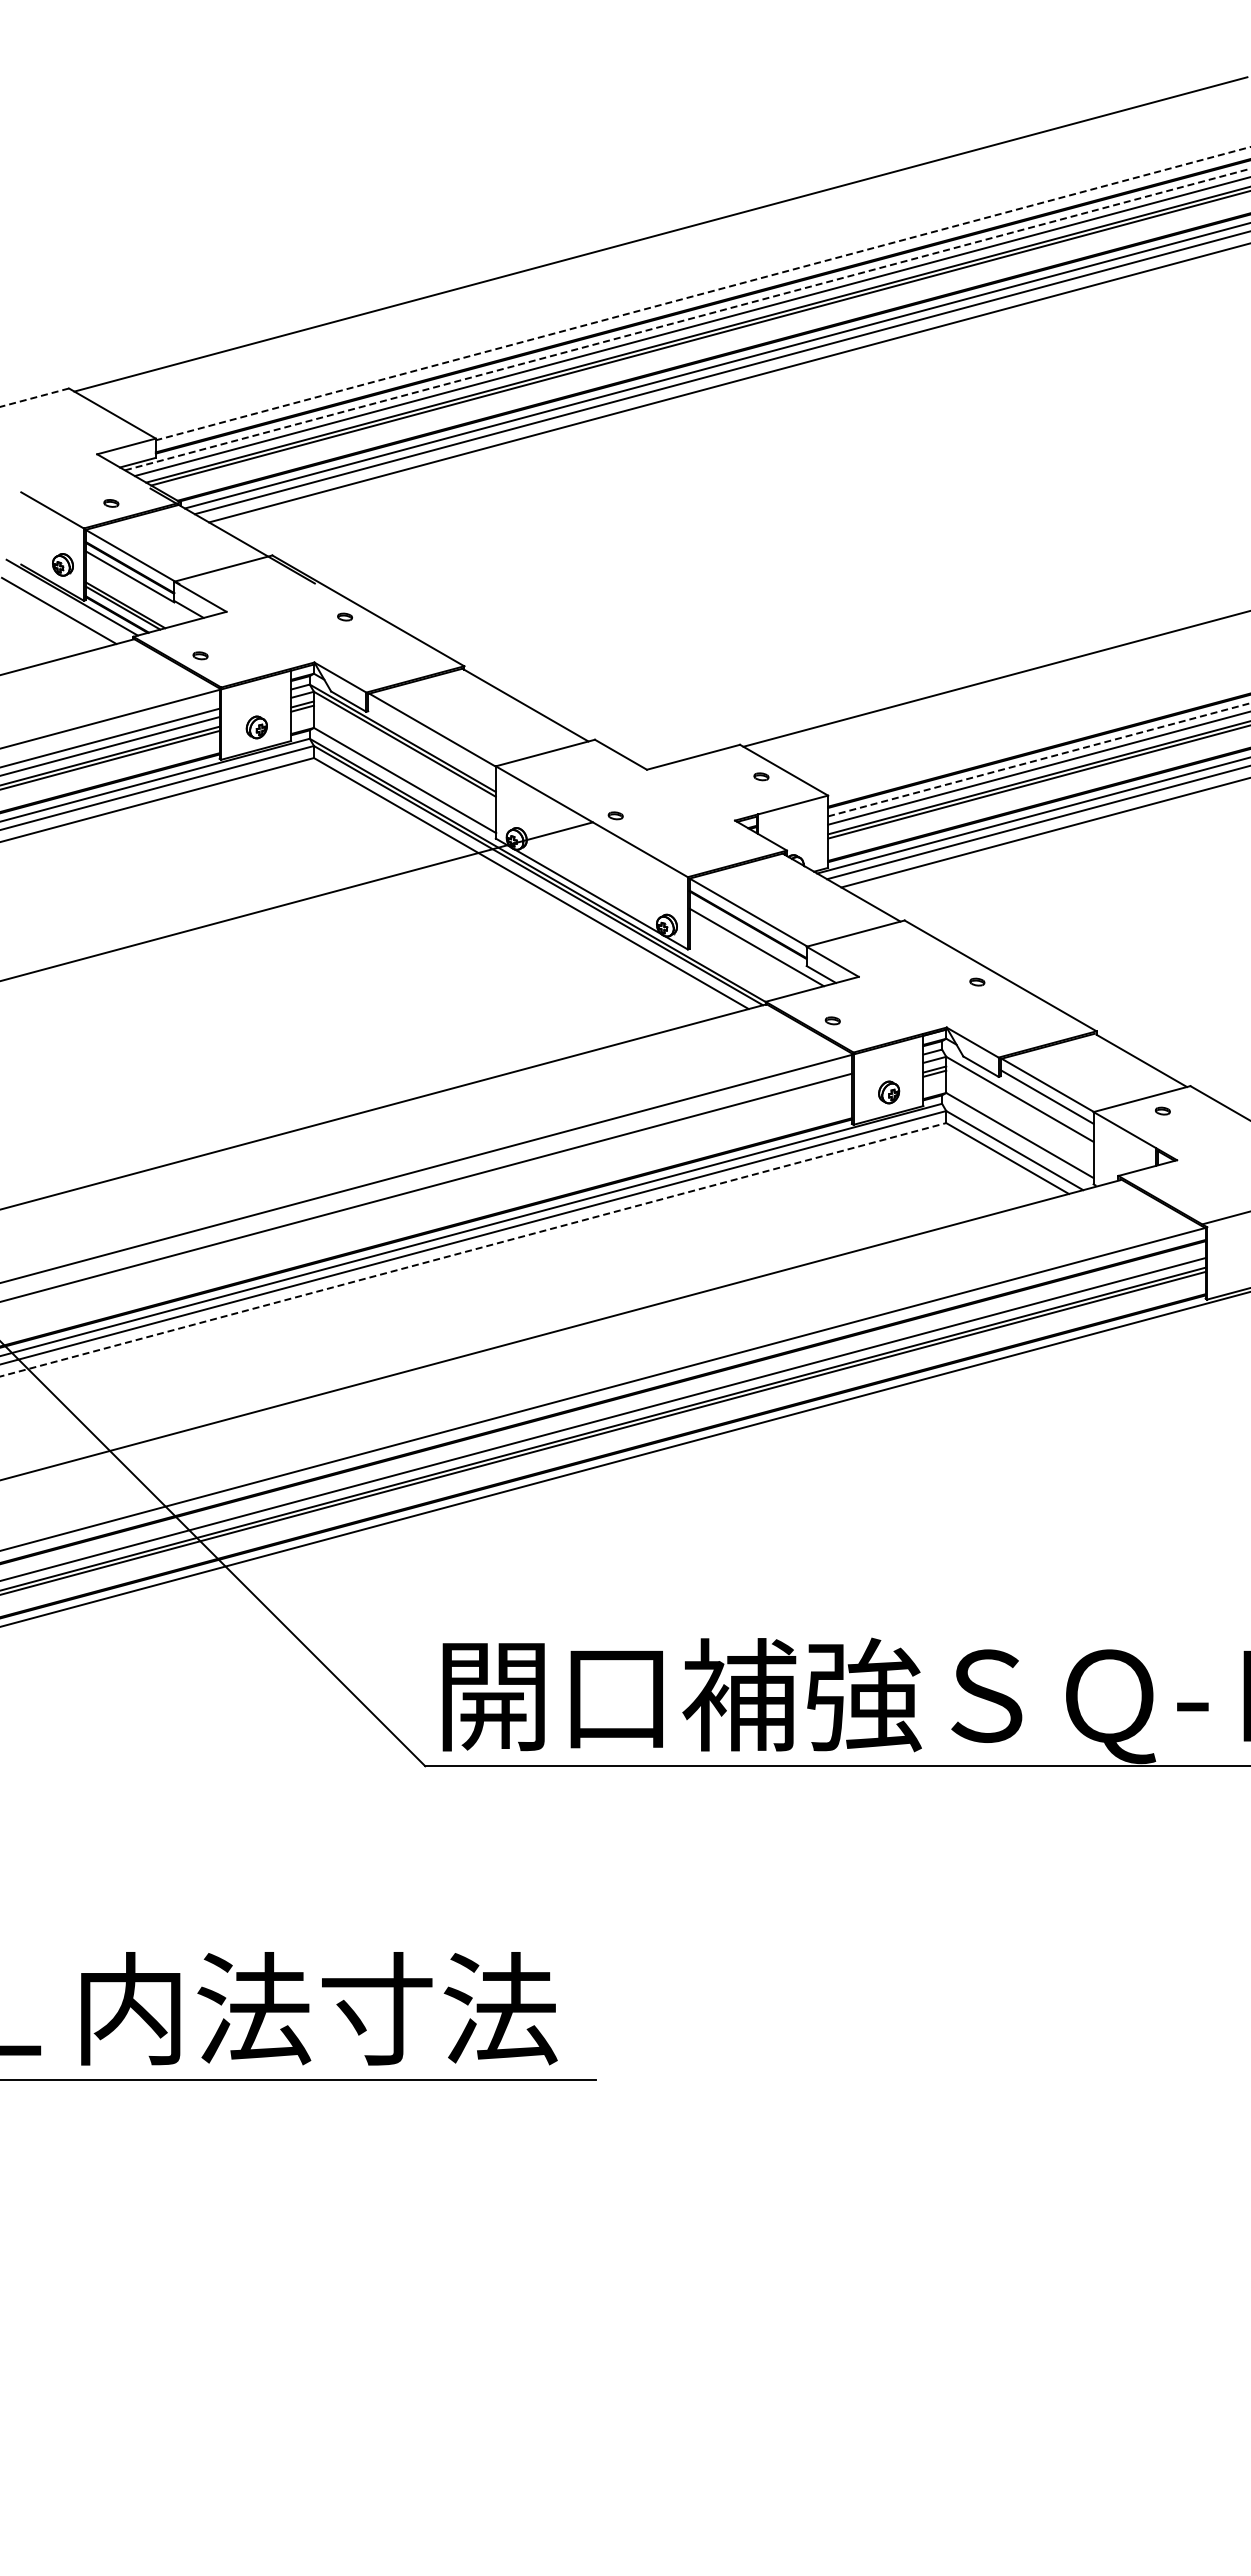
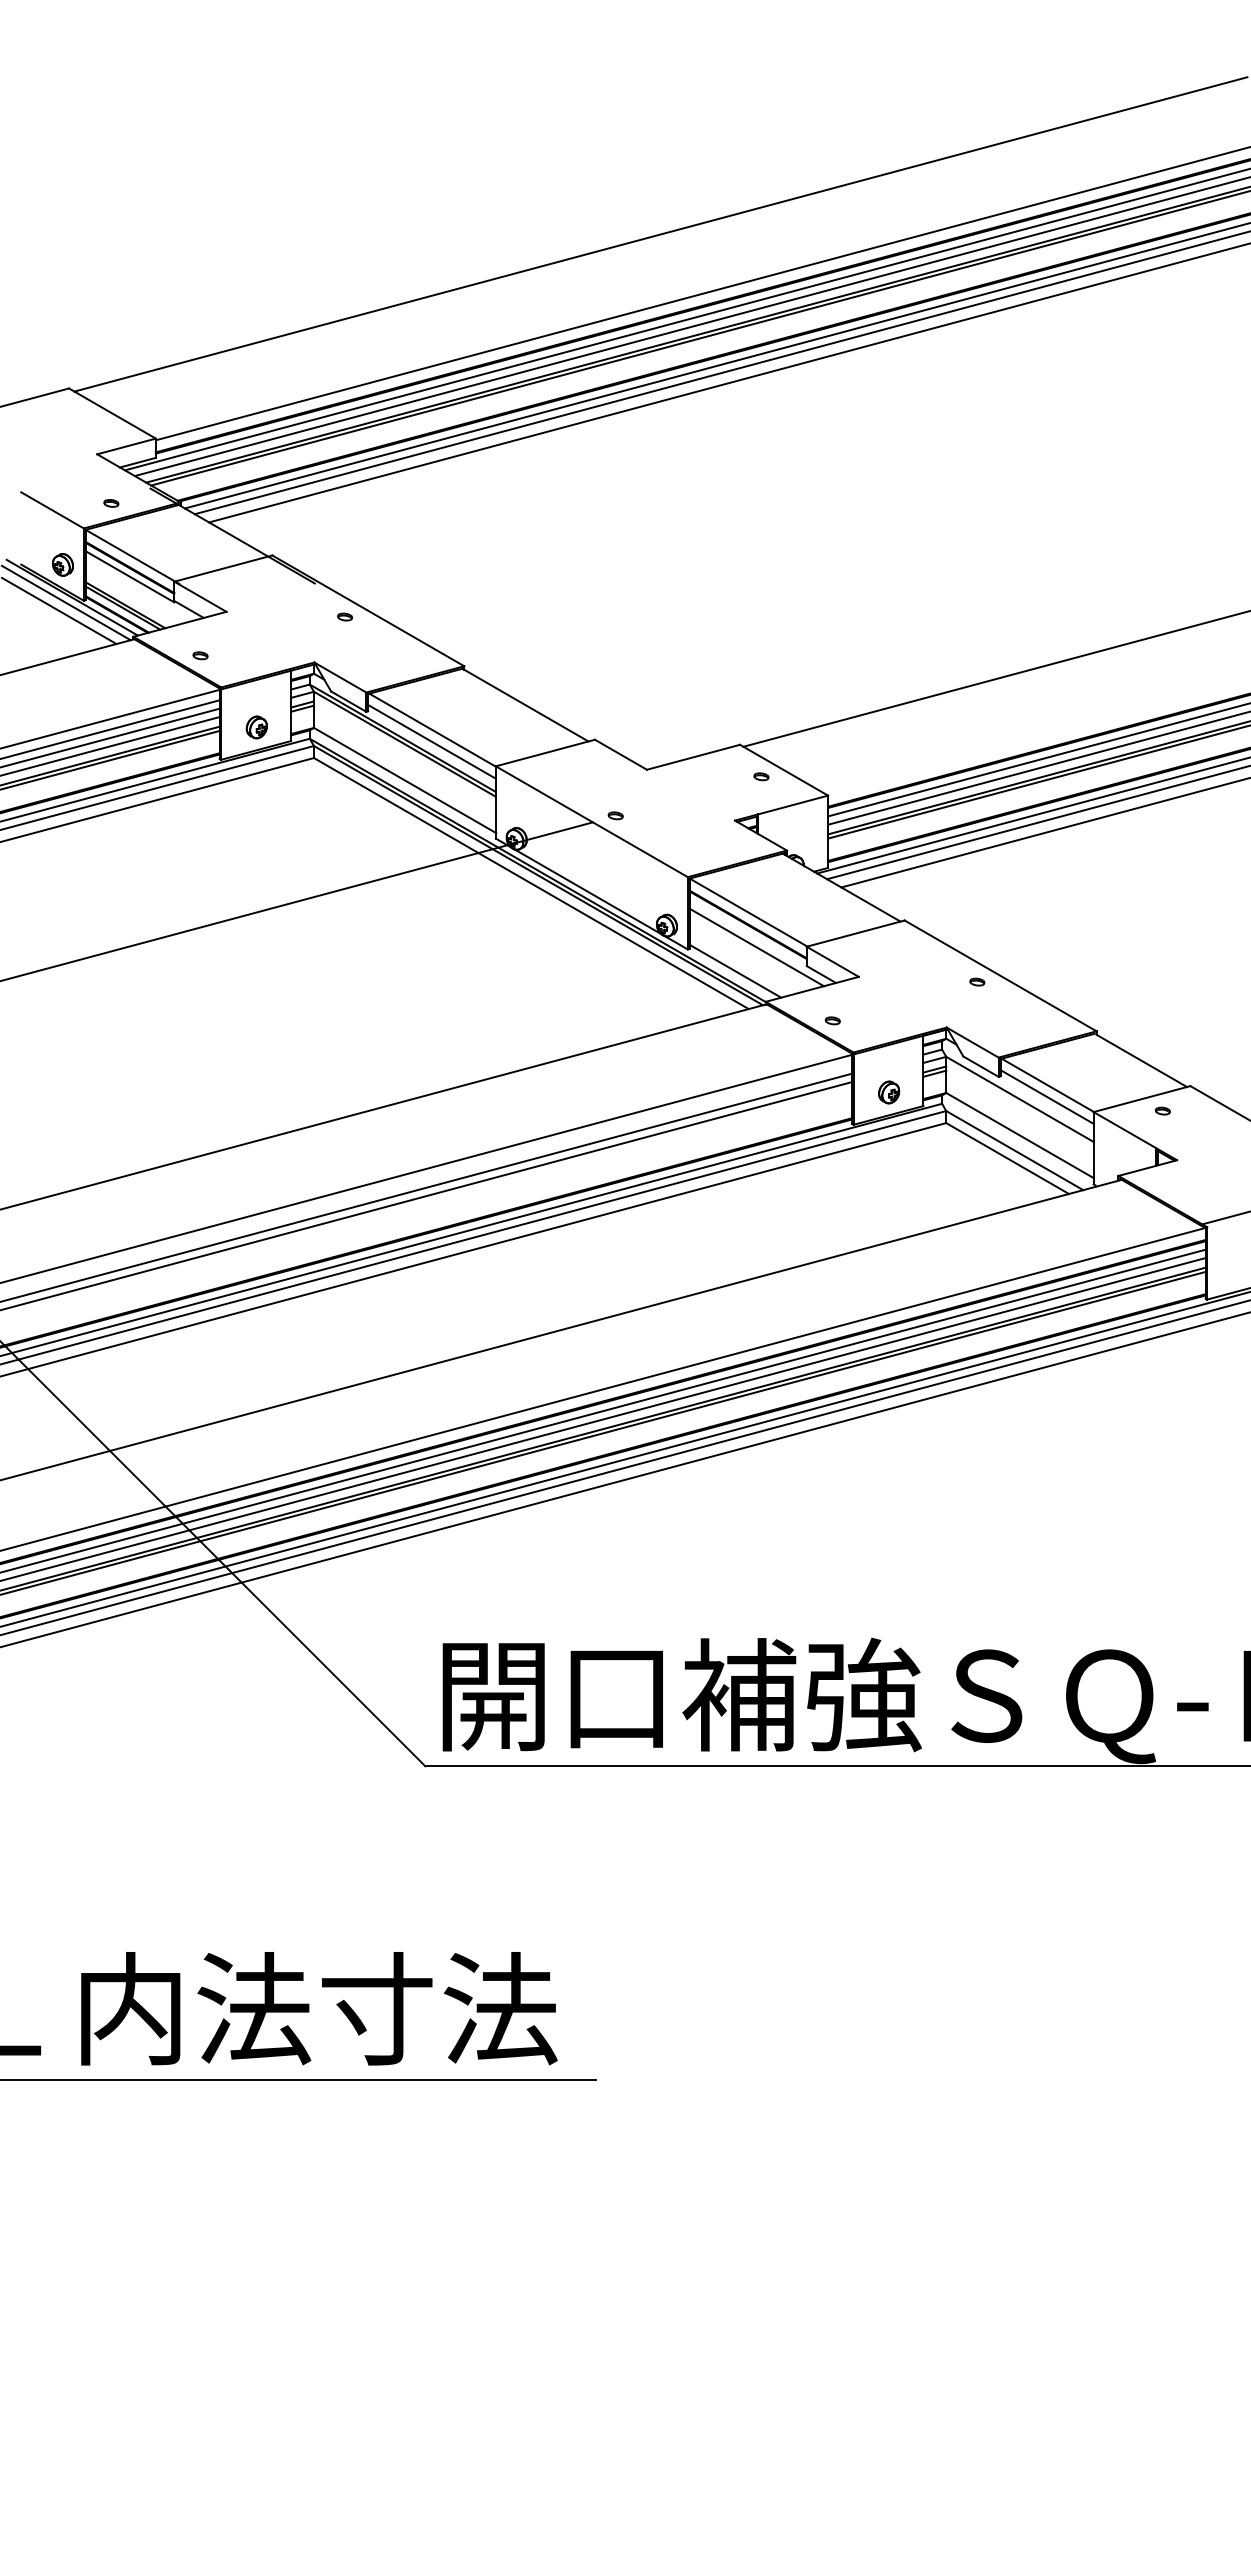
line: dashed -> solid (703, 293)
line: dashed -> solid (687, 319)
line: dashed -> solid (34, 397)
line: none -> present (66, 602)
line: none -> present (110, 729)
line: none -> present (431, 741)
line: dashed -> solid (1039, 759)
line: none -> present (735, 970)
line: none -> present (426, 1195)
line: dashed -> solid (473, 1249)
line: none -> present (603, 1410)
line: none -> present (624, 1467)
line: none -> present (624, 1479)
